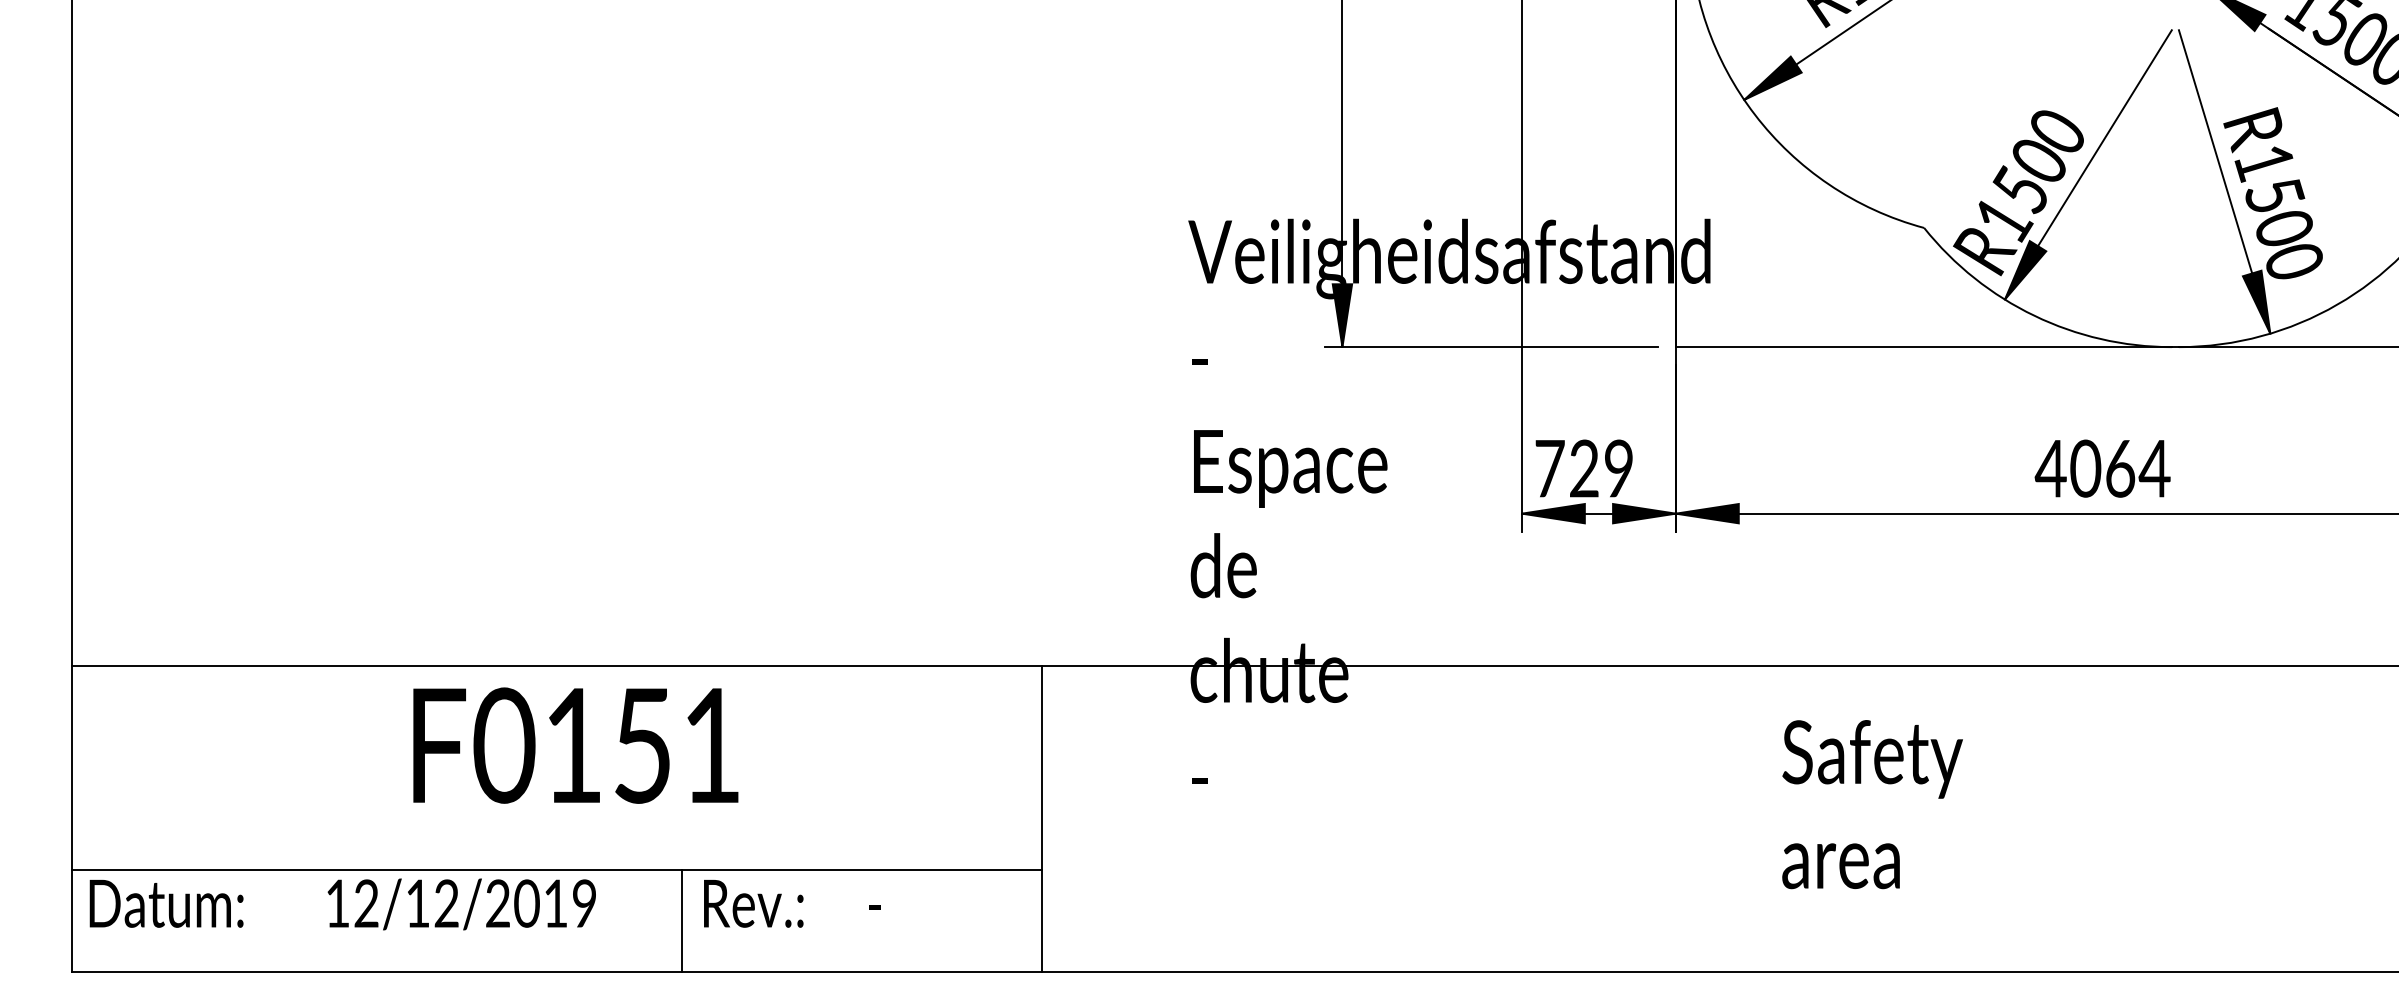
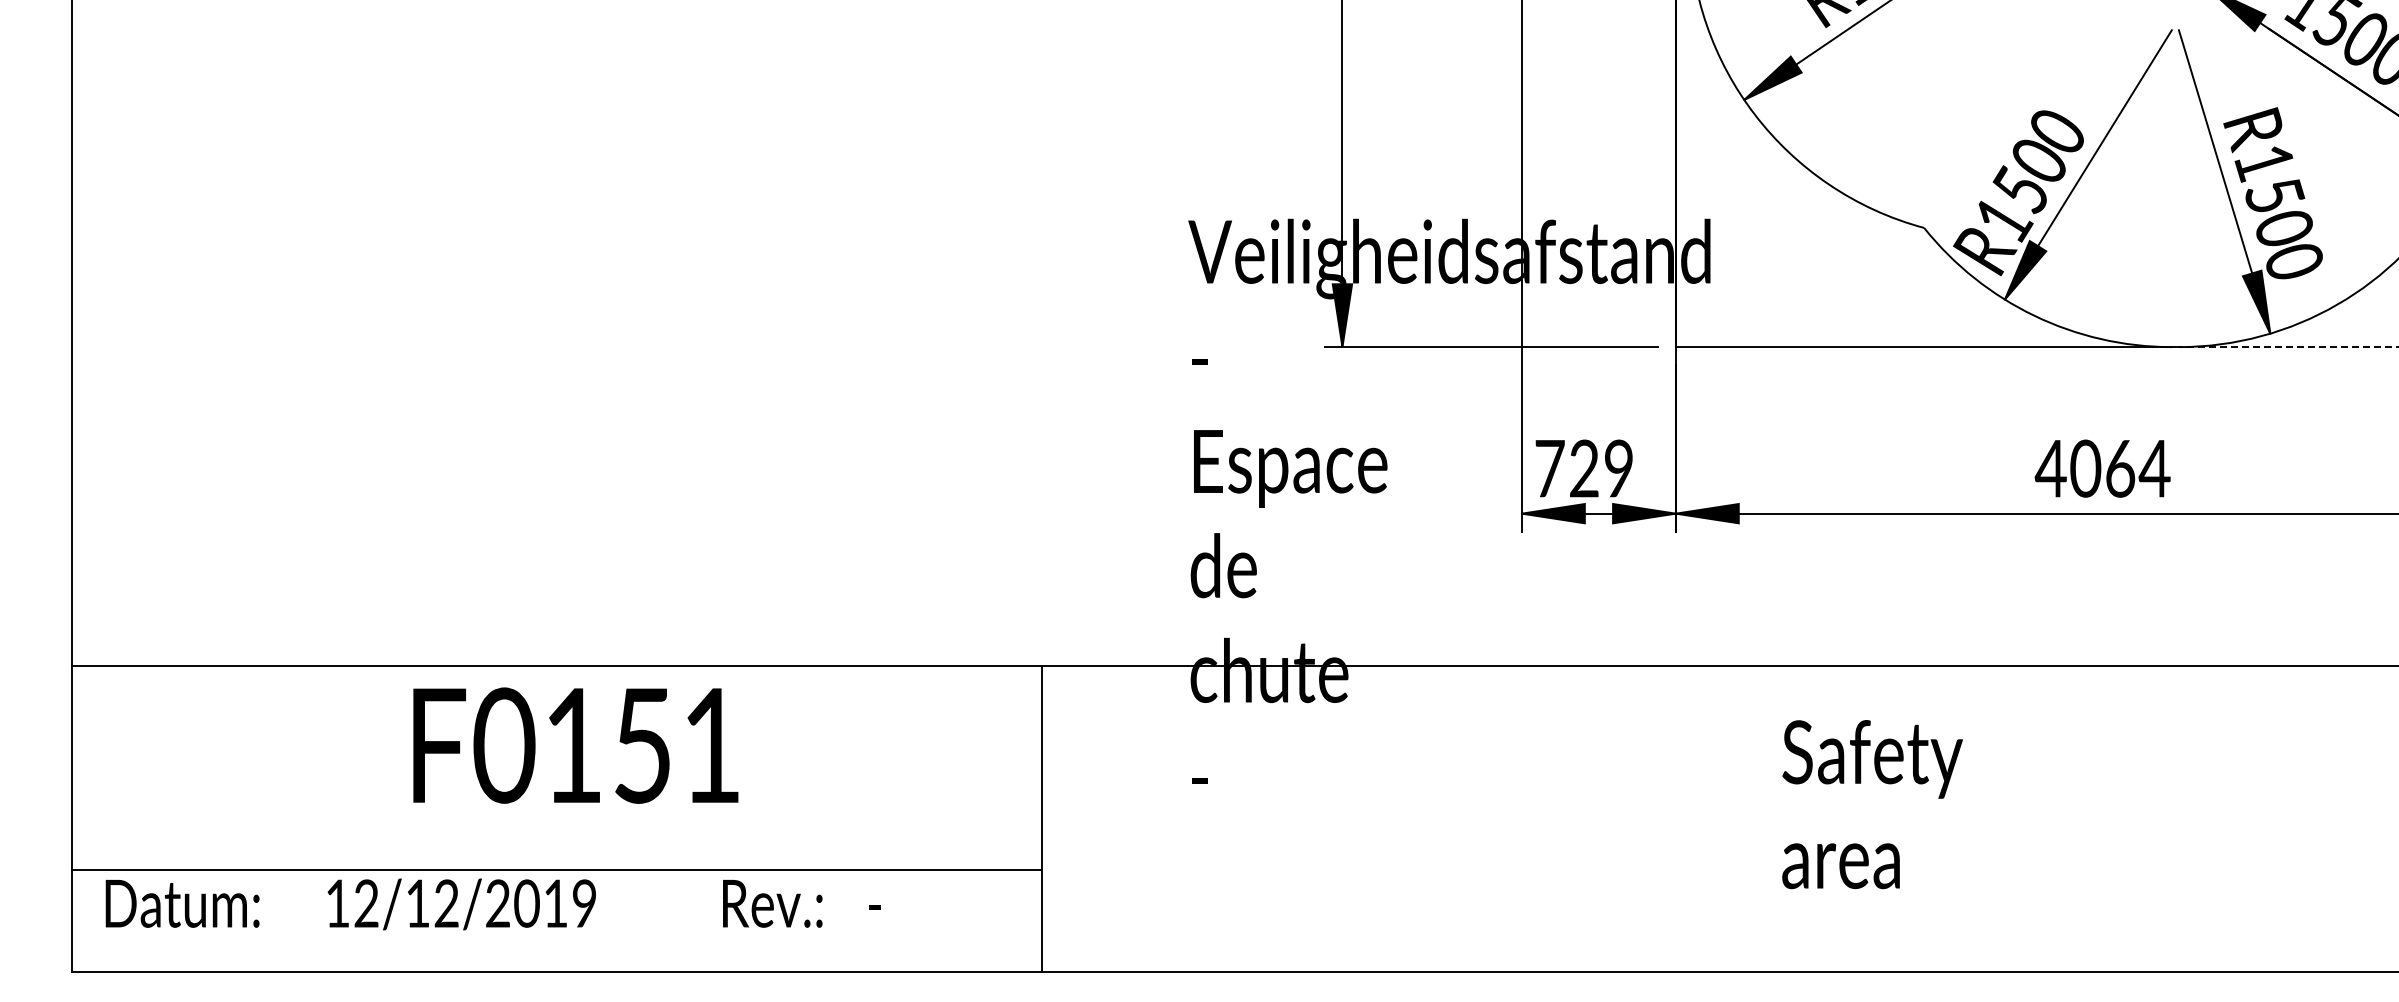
line: solid -> dashed (2288, 347)
text position: (166, 903) -> (182, 903) (182, 903)
text position: (753, 903) -> (772, 903) (772, 903)
line: present -> none (682, 920)
